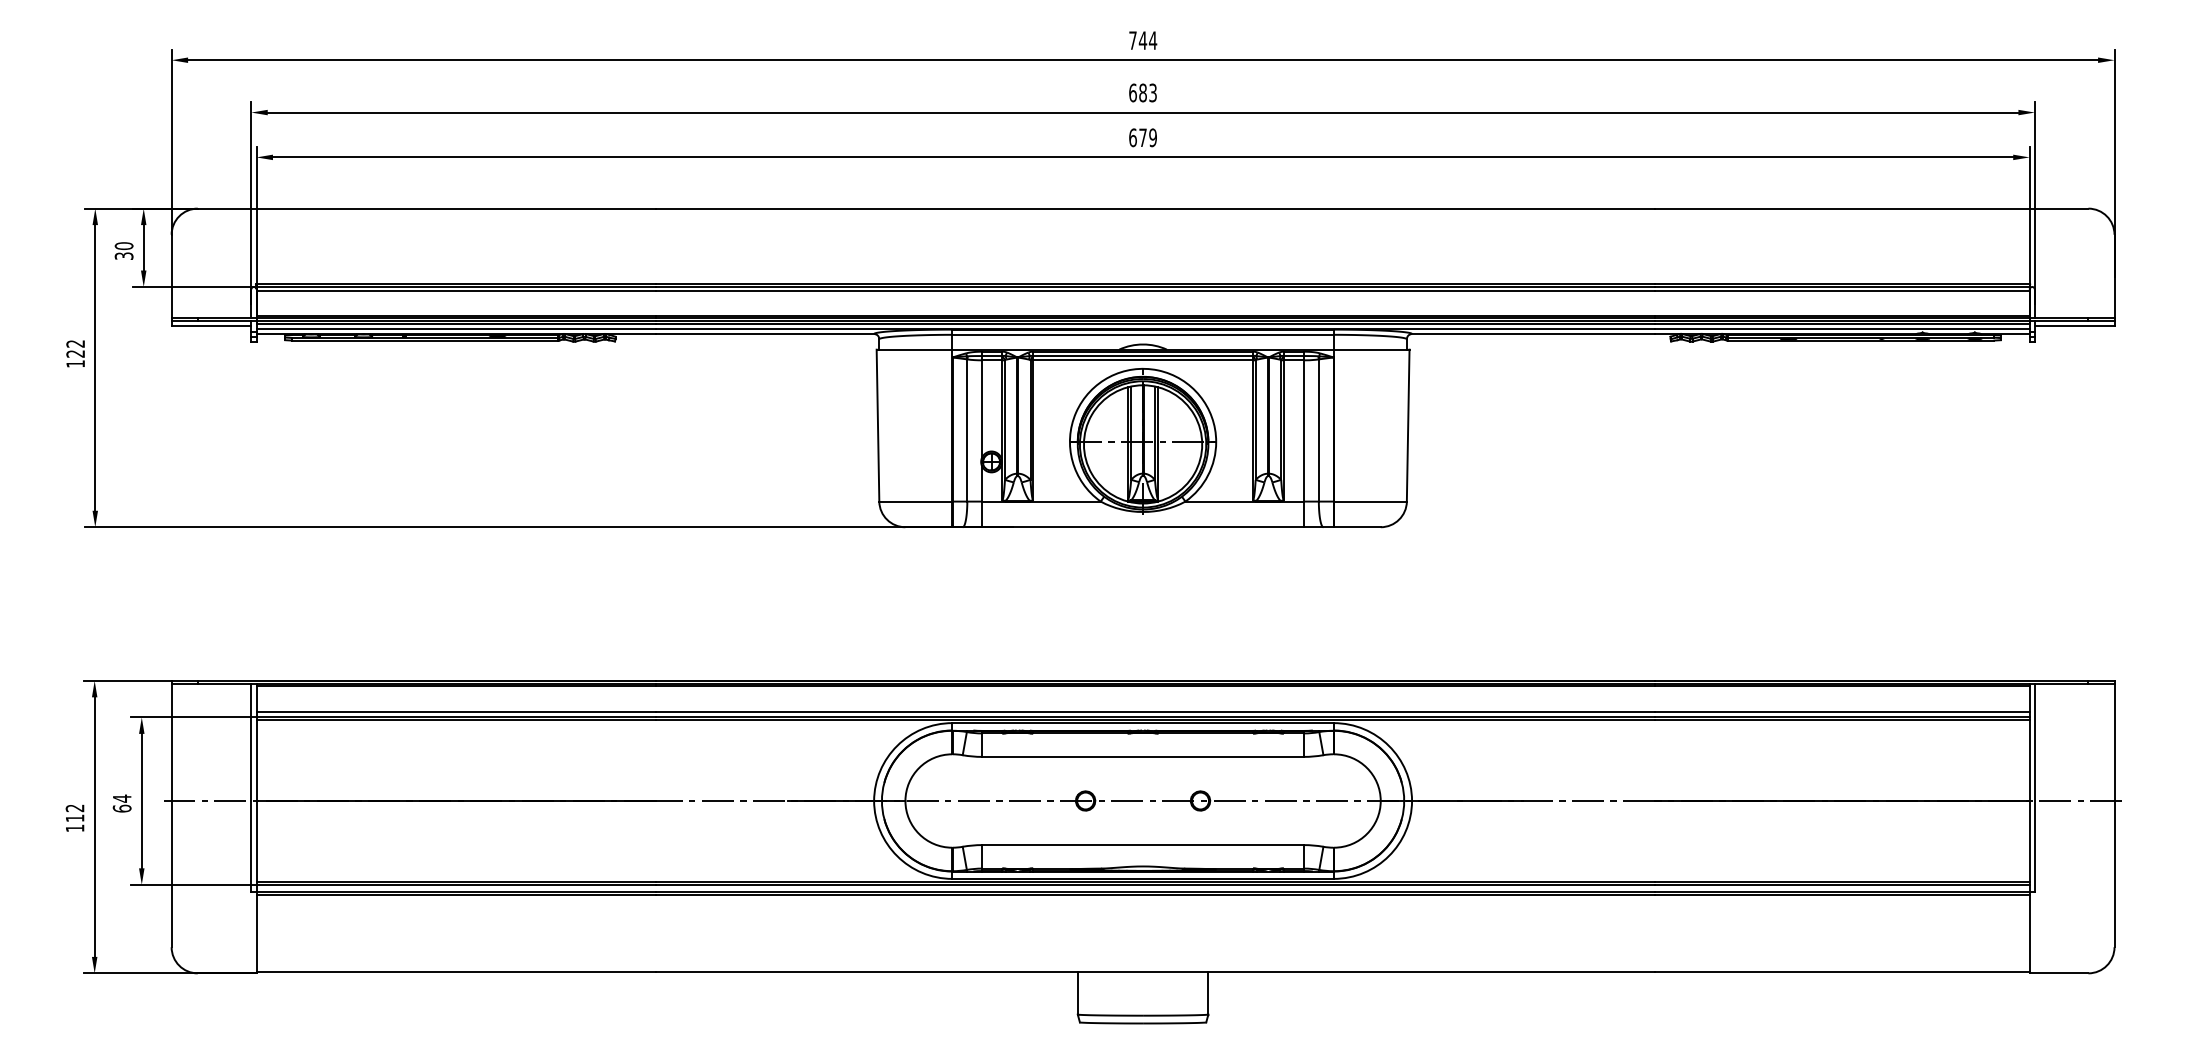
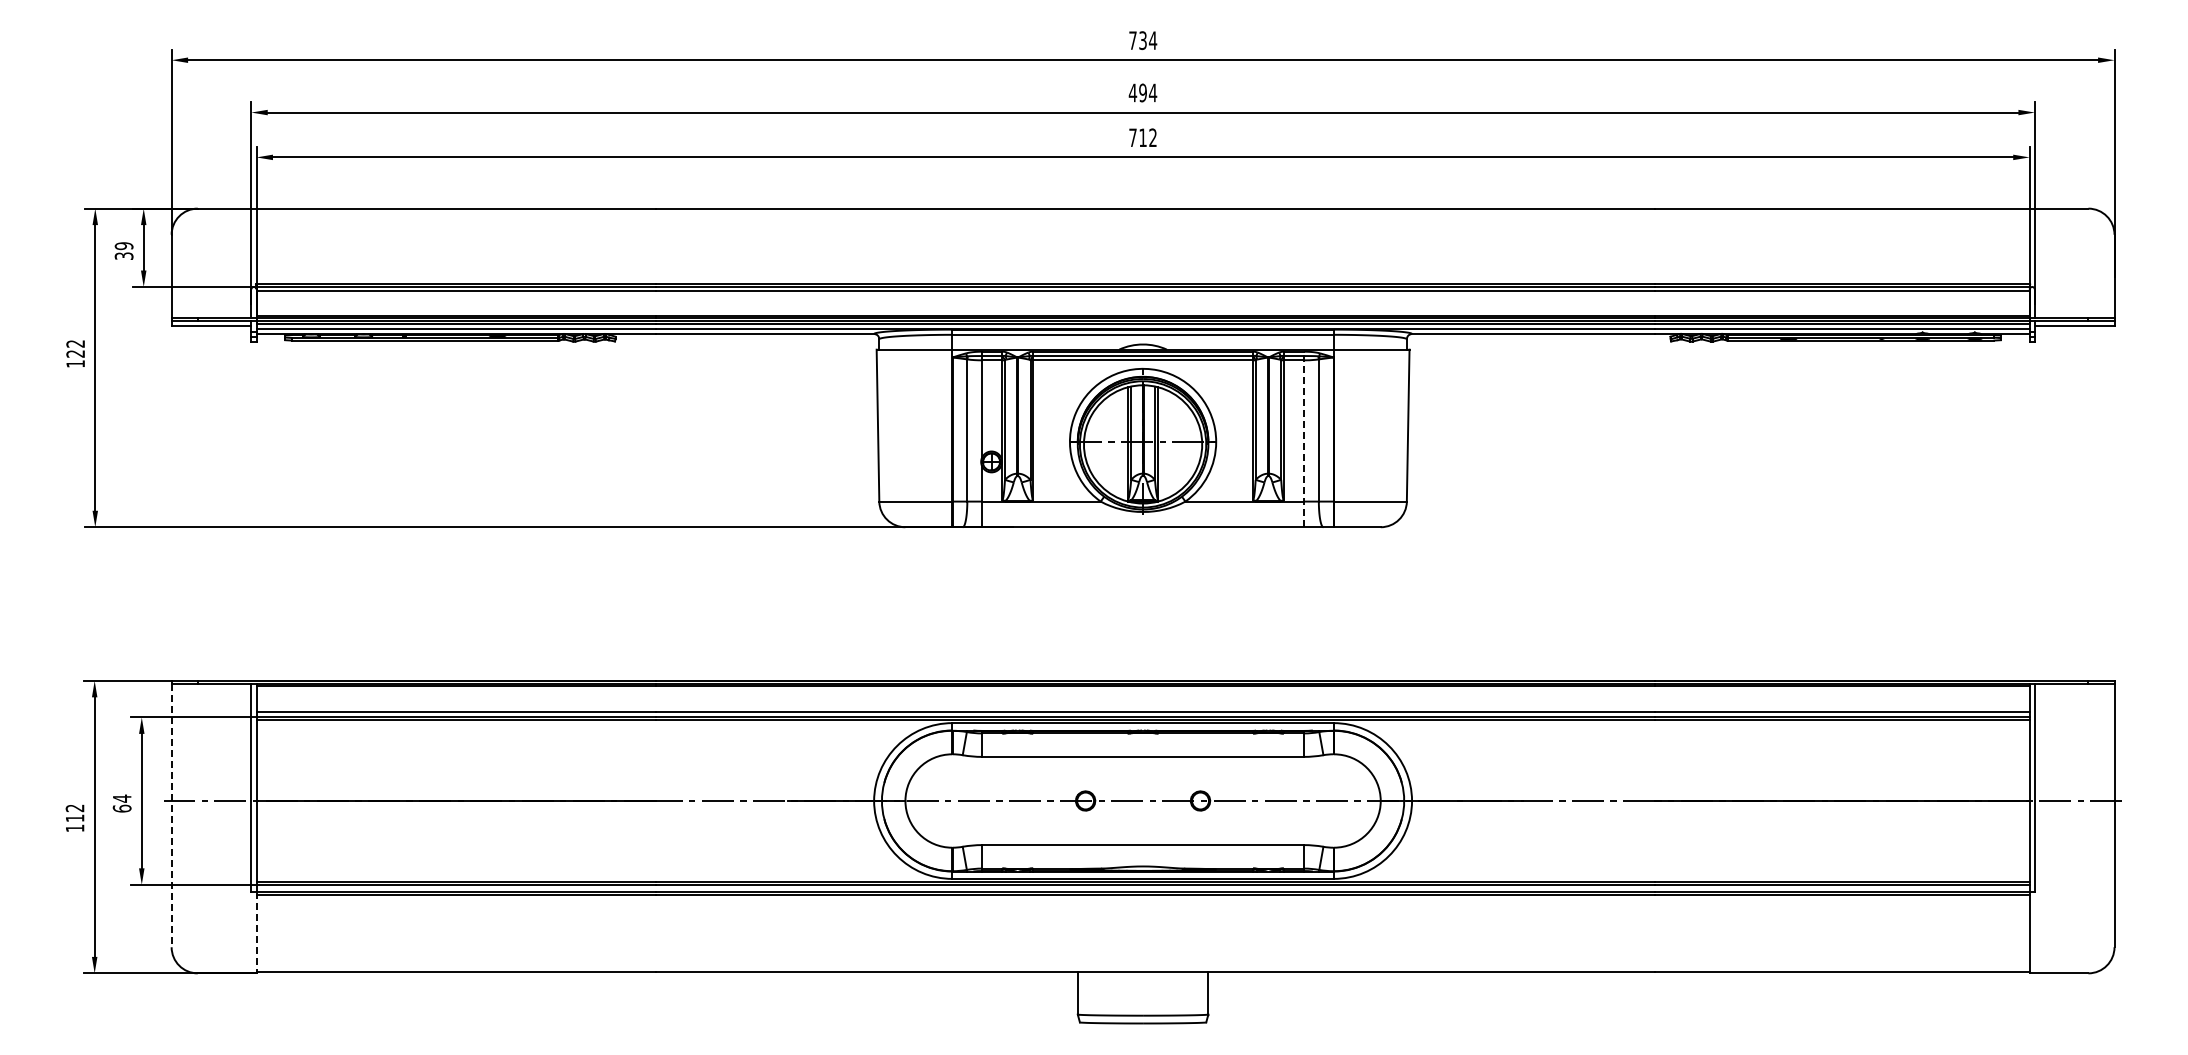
text: 744 -> 734 (1142, 40)
text: 683 -> 494 (1142, 92)
text: 679 -> 712 (1142, 137)
text: 30 -> 39 (124, 246)
line: solid -> dashed (1304, 439)
line: solid -> dashed (171, 815)
line: solid -> dashed (256, 933)
